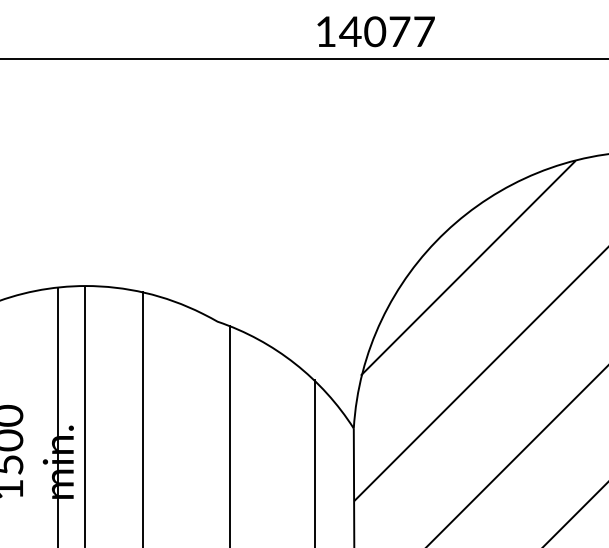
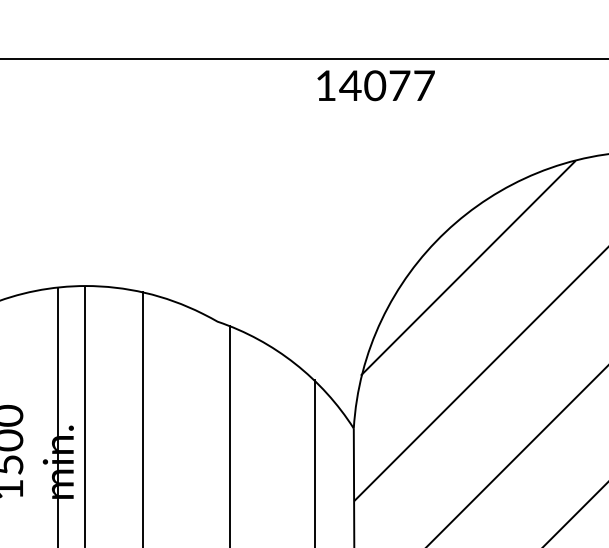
text position: (375, 31) -> (375, 85) (375, 85)
